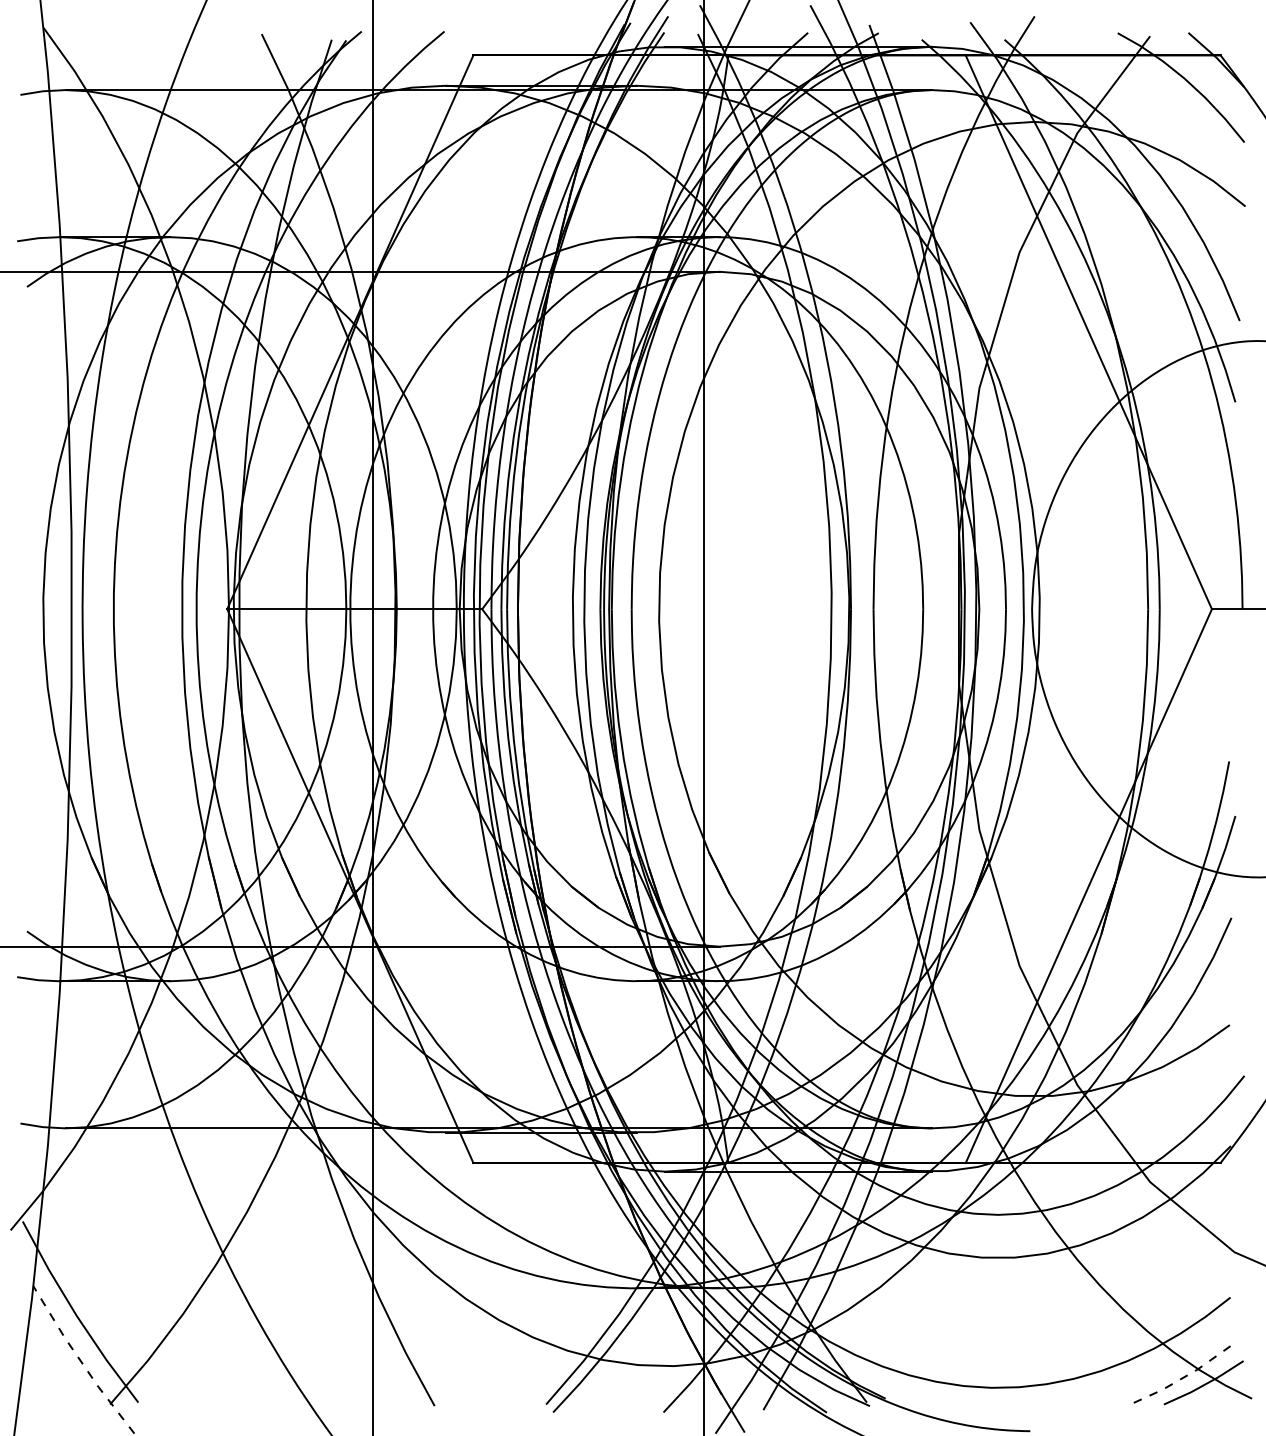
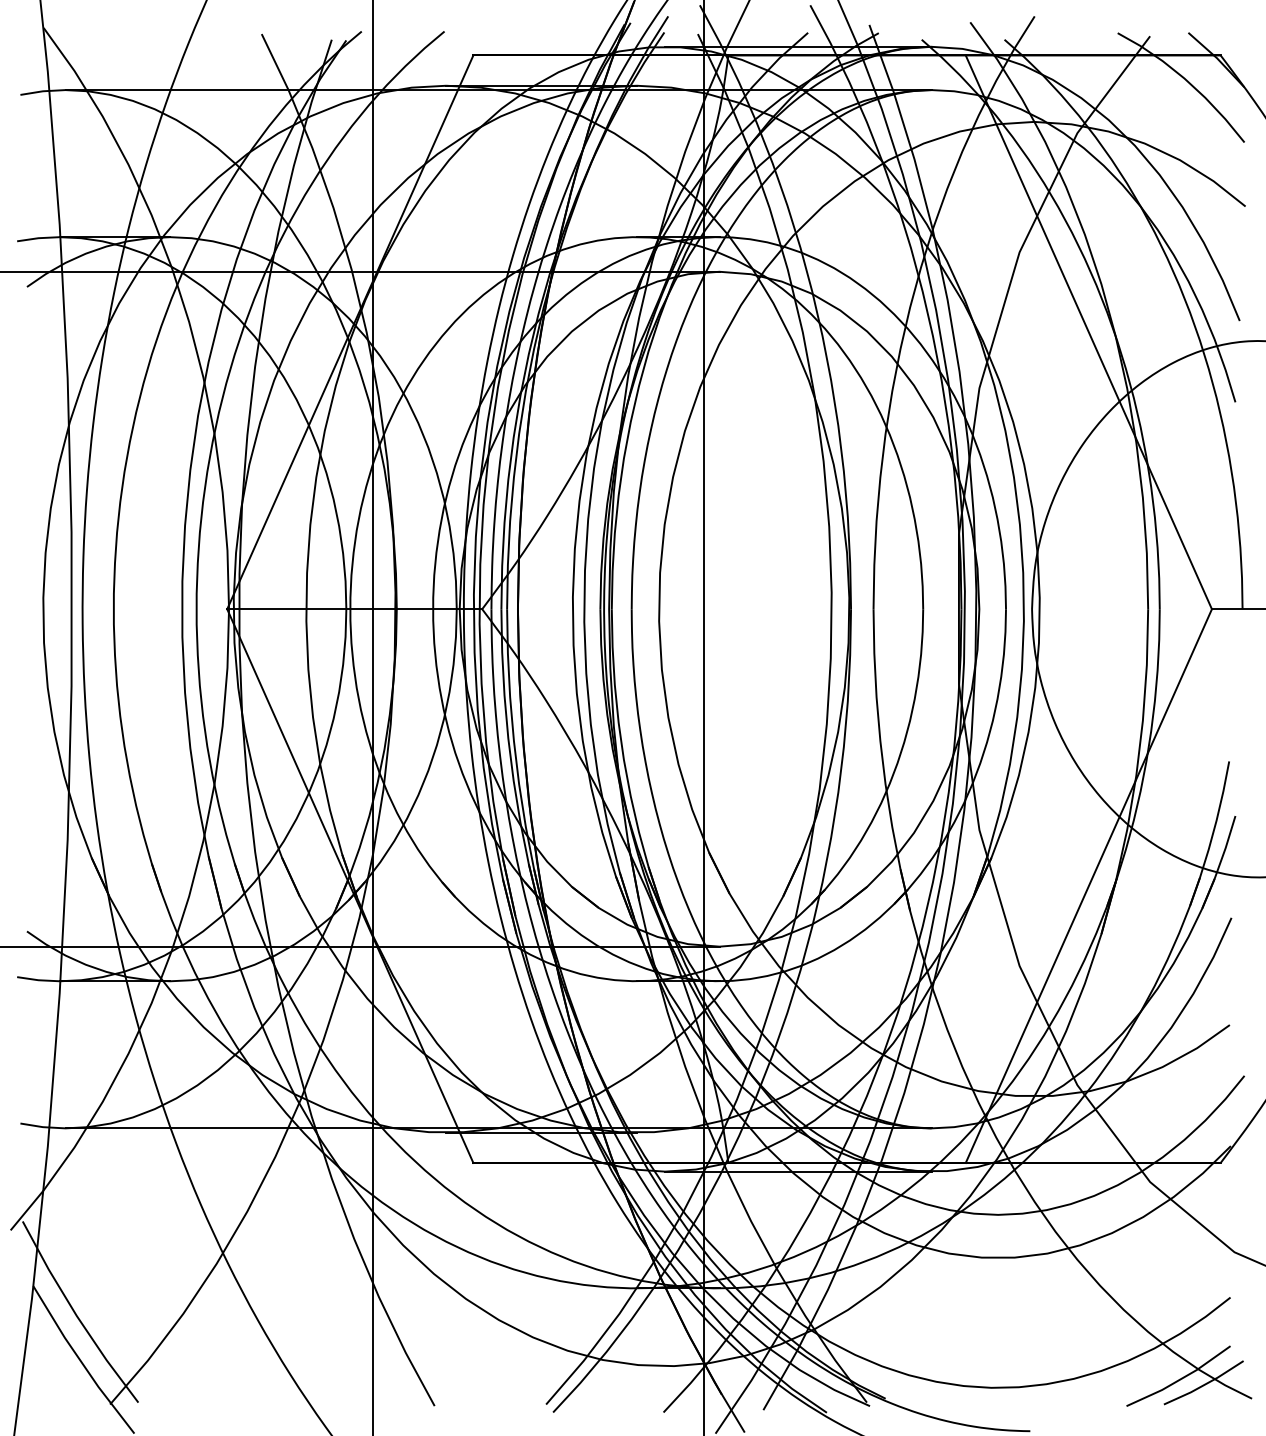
line: dashed -> solid (81, 1361)
line: dashed -> solid (1179, 1379)
